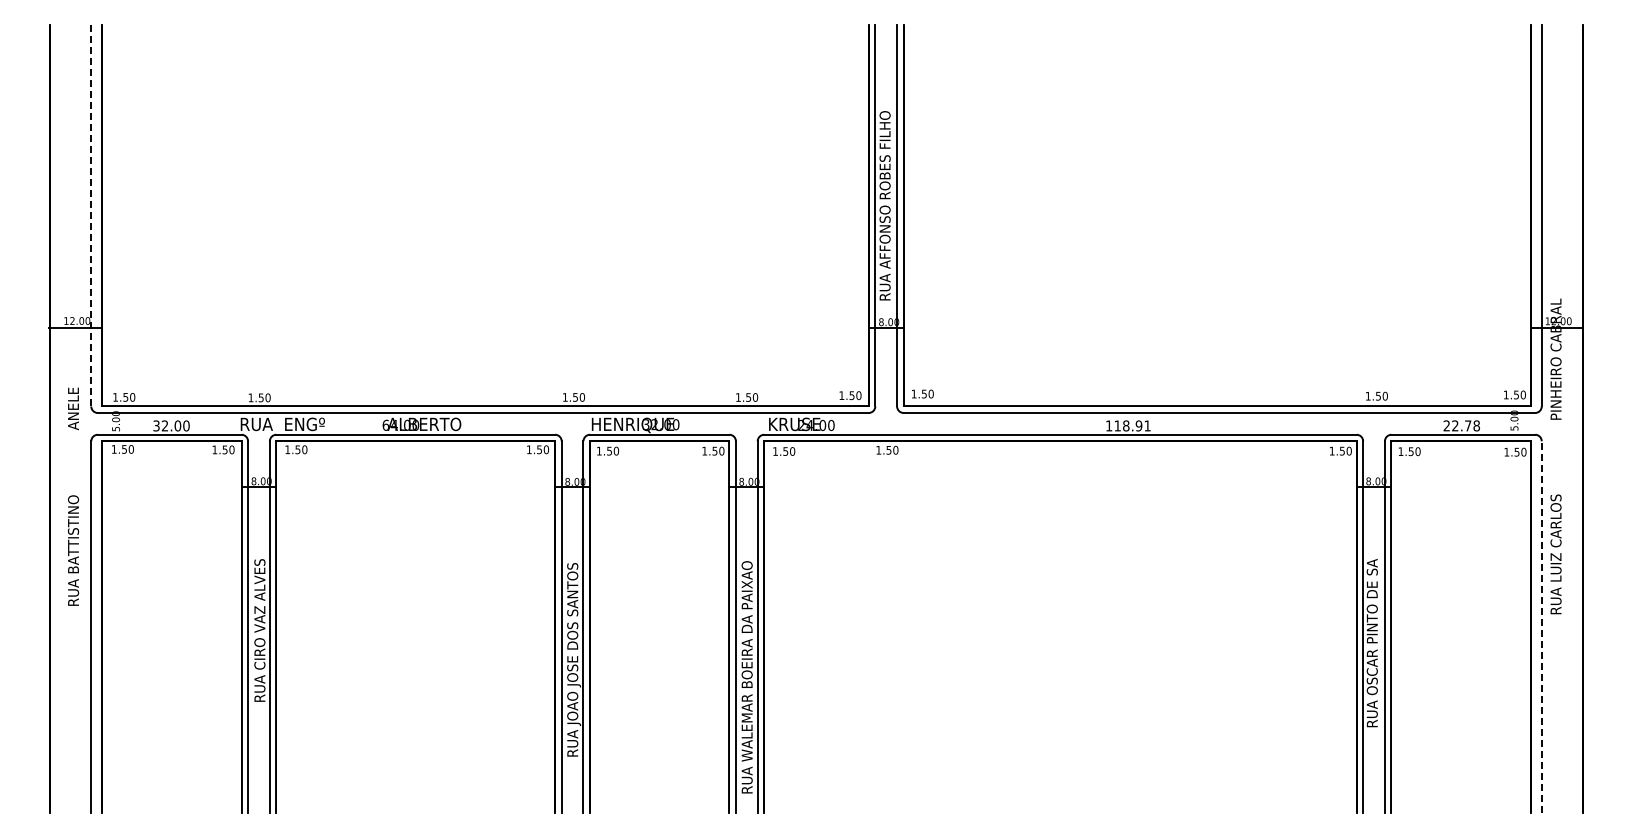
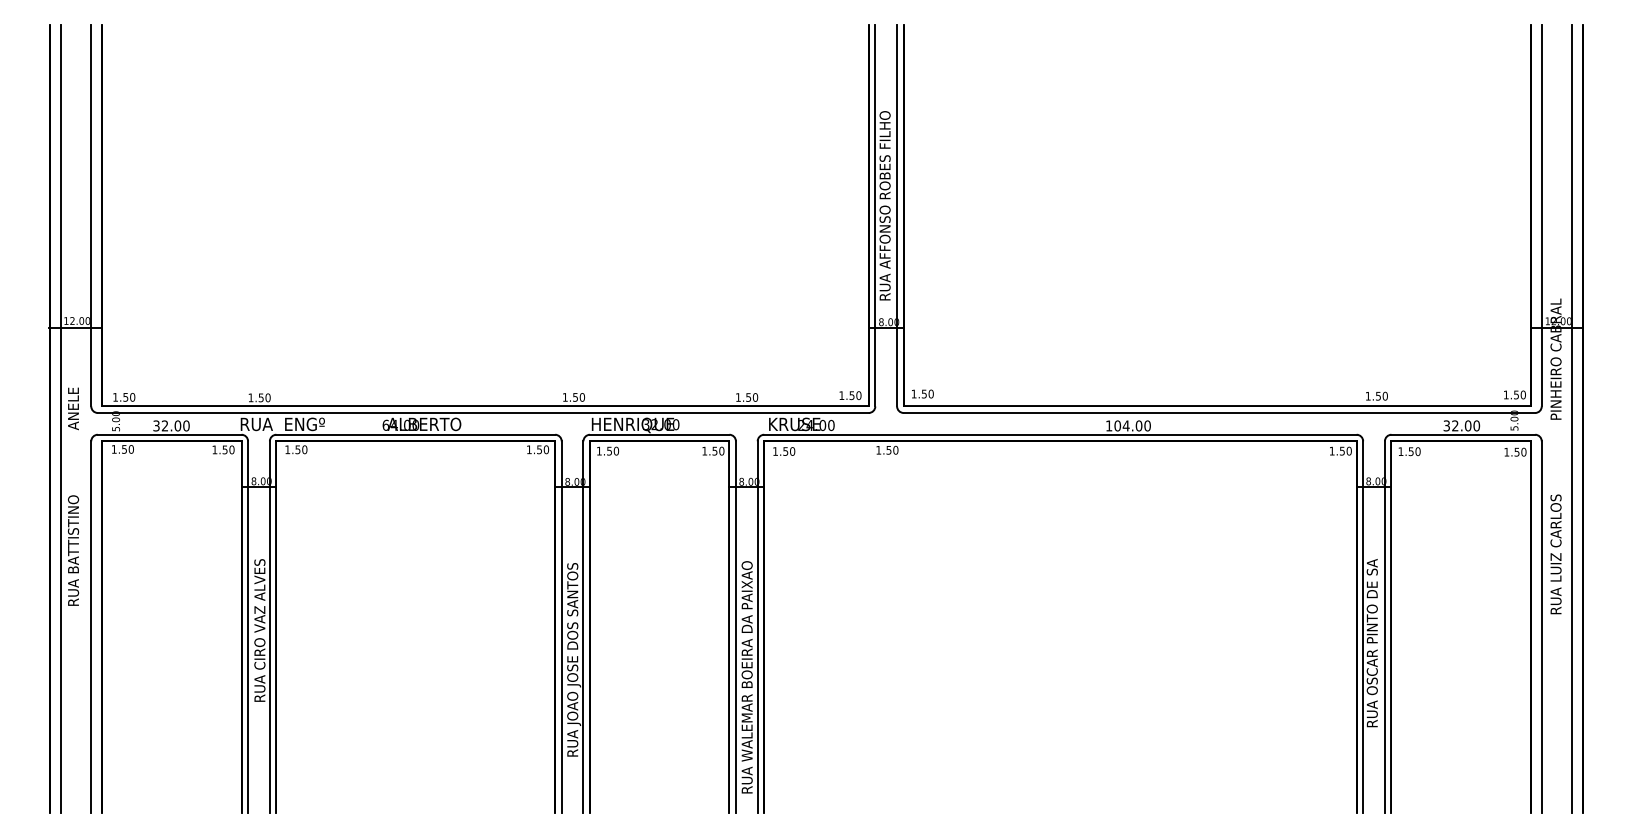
line: dashed -> solid (91, 215)
line: none -> present (60, 418)
line: none -> present (1572, 418)
text: 118.91 -> 104.00 (1132, 425)
text: 22.78 -> 32.00 (1461, 425)
line: dashed -> solid (1541, 626)
